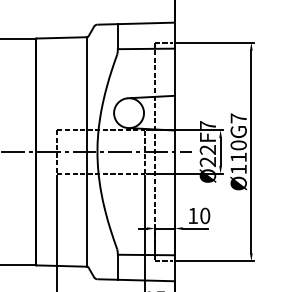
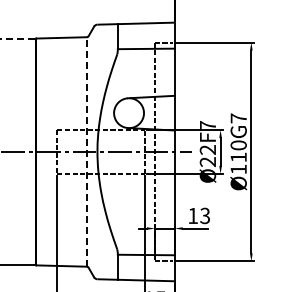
line: solid -> dashed (17, 38)
line: solid -> dashed (86, 151)
text: 10 -> 13 (205, 215)
